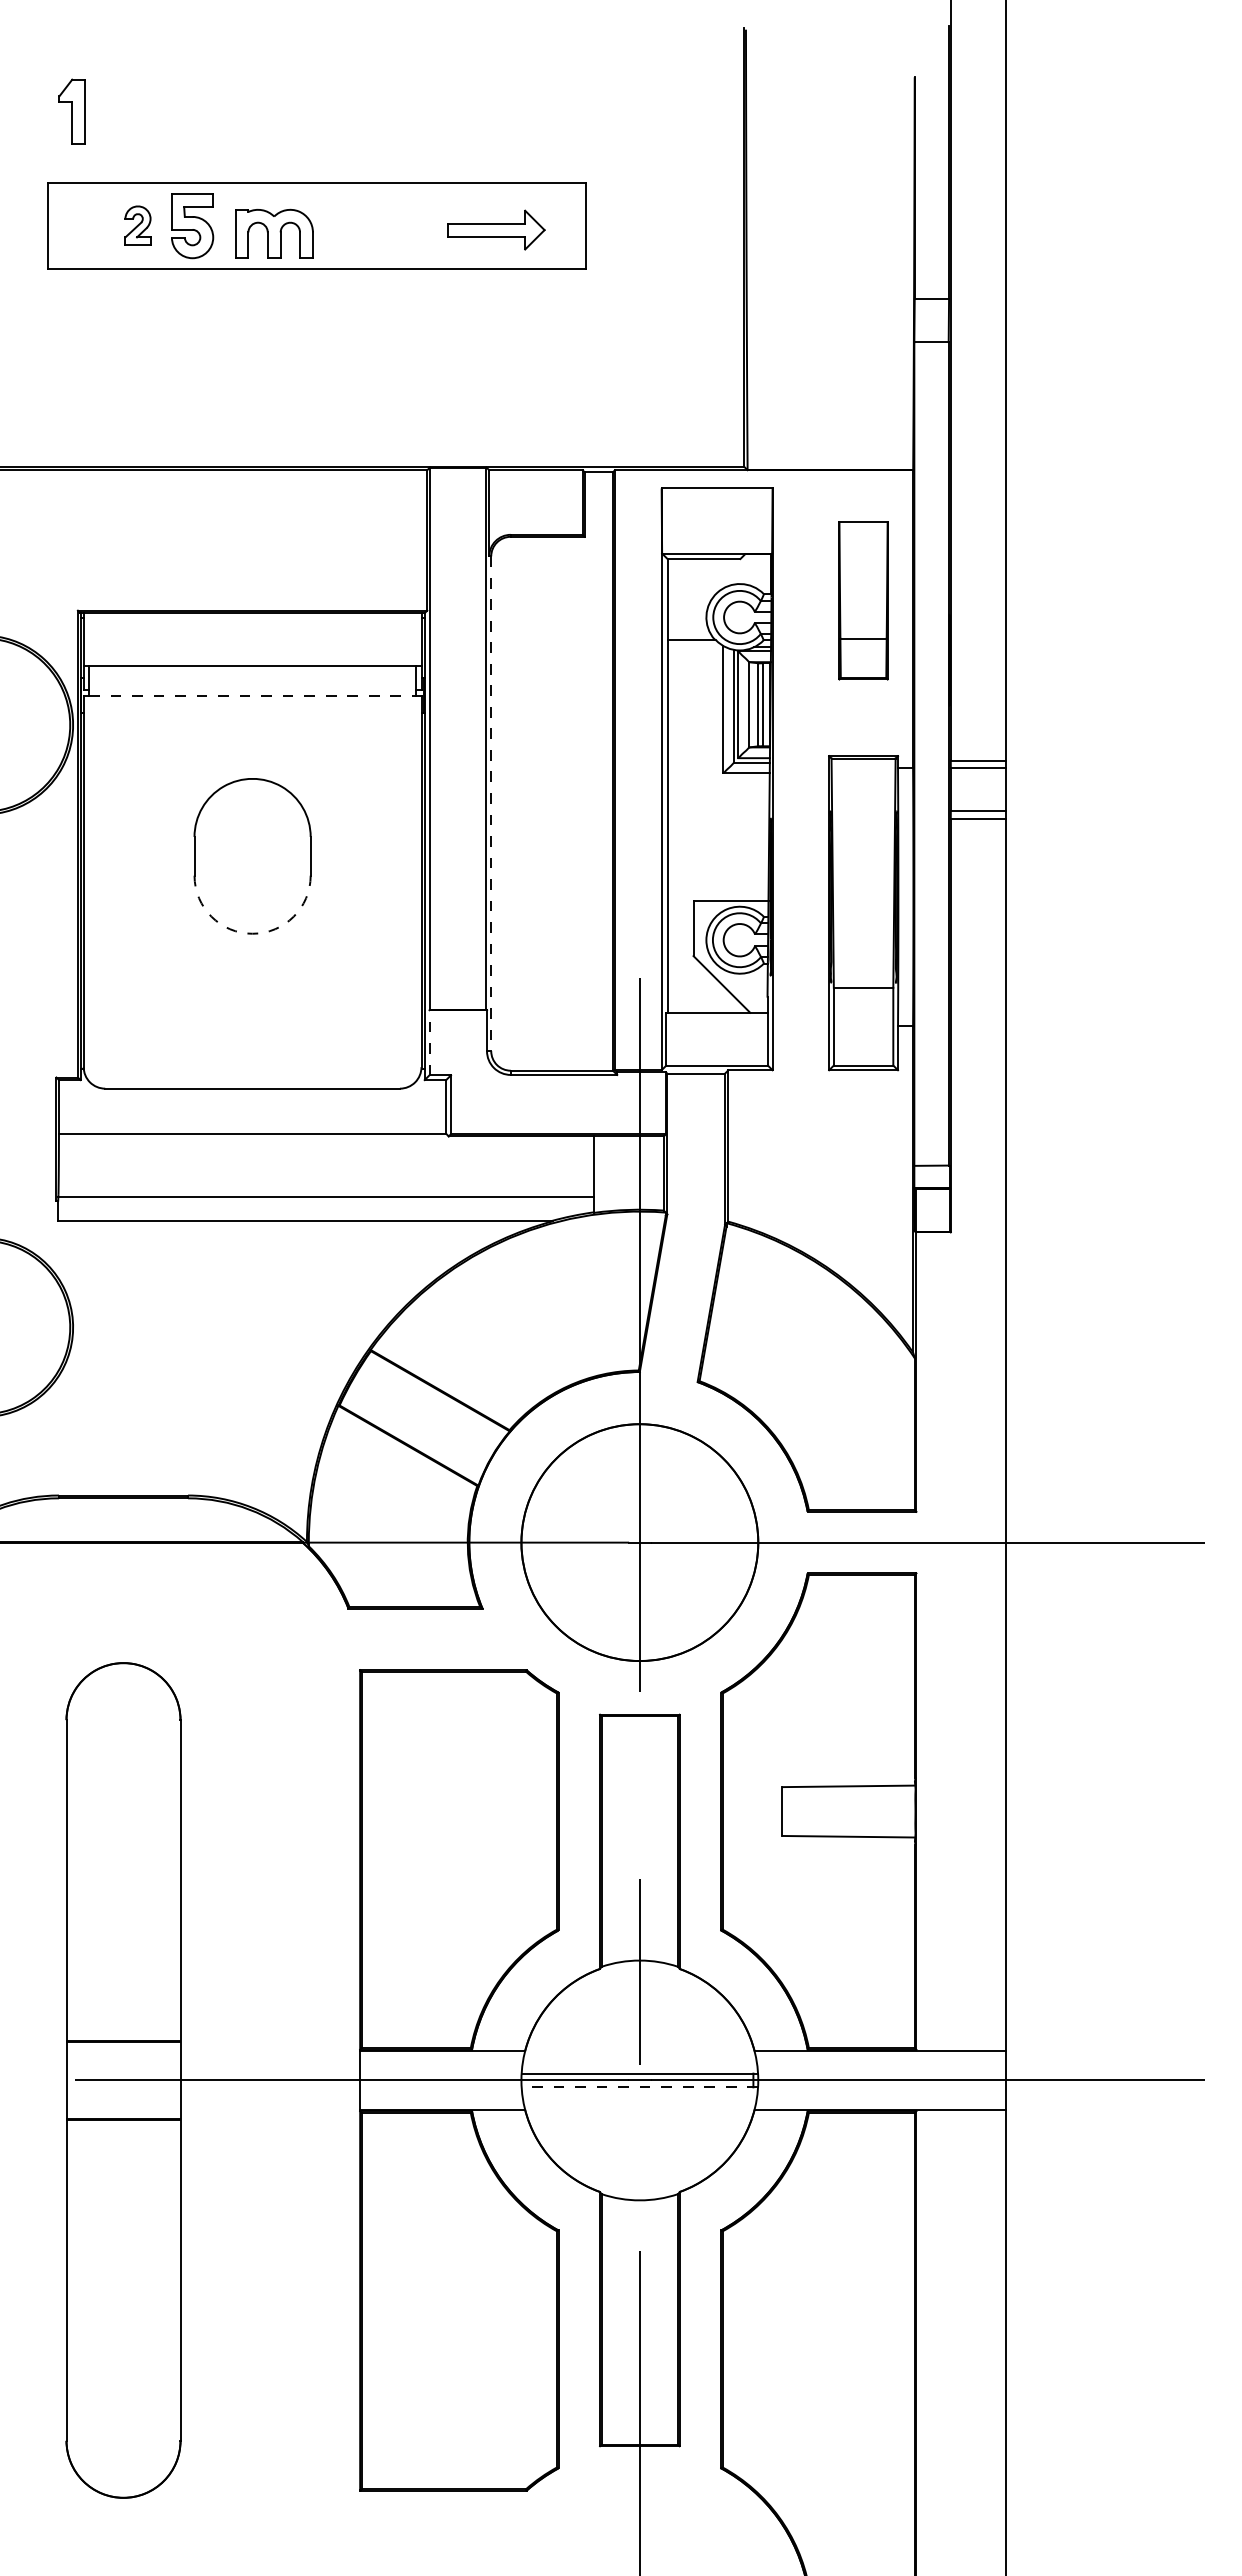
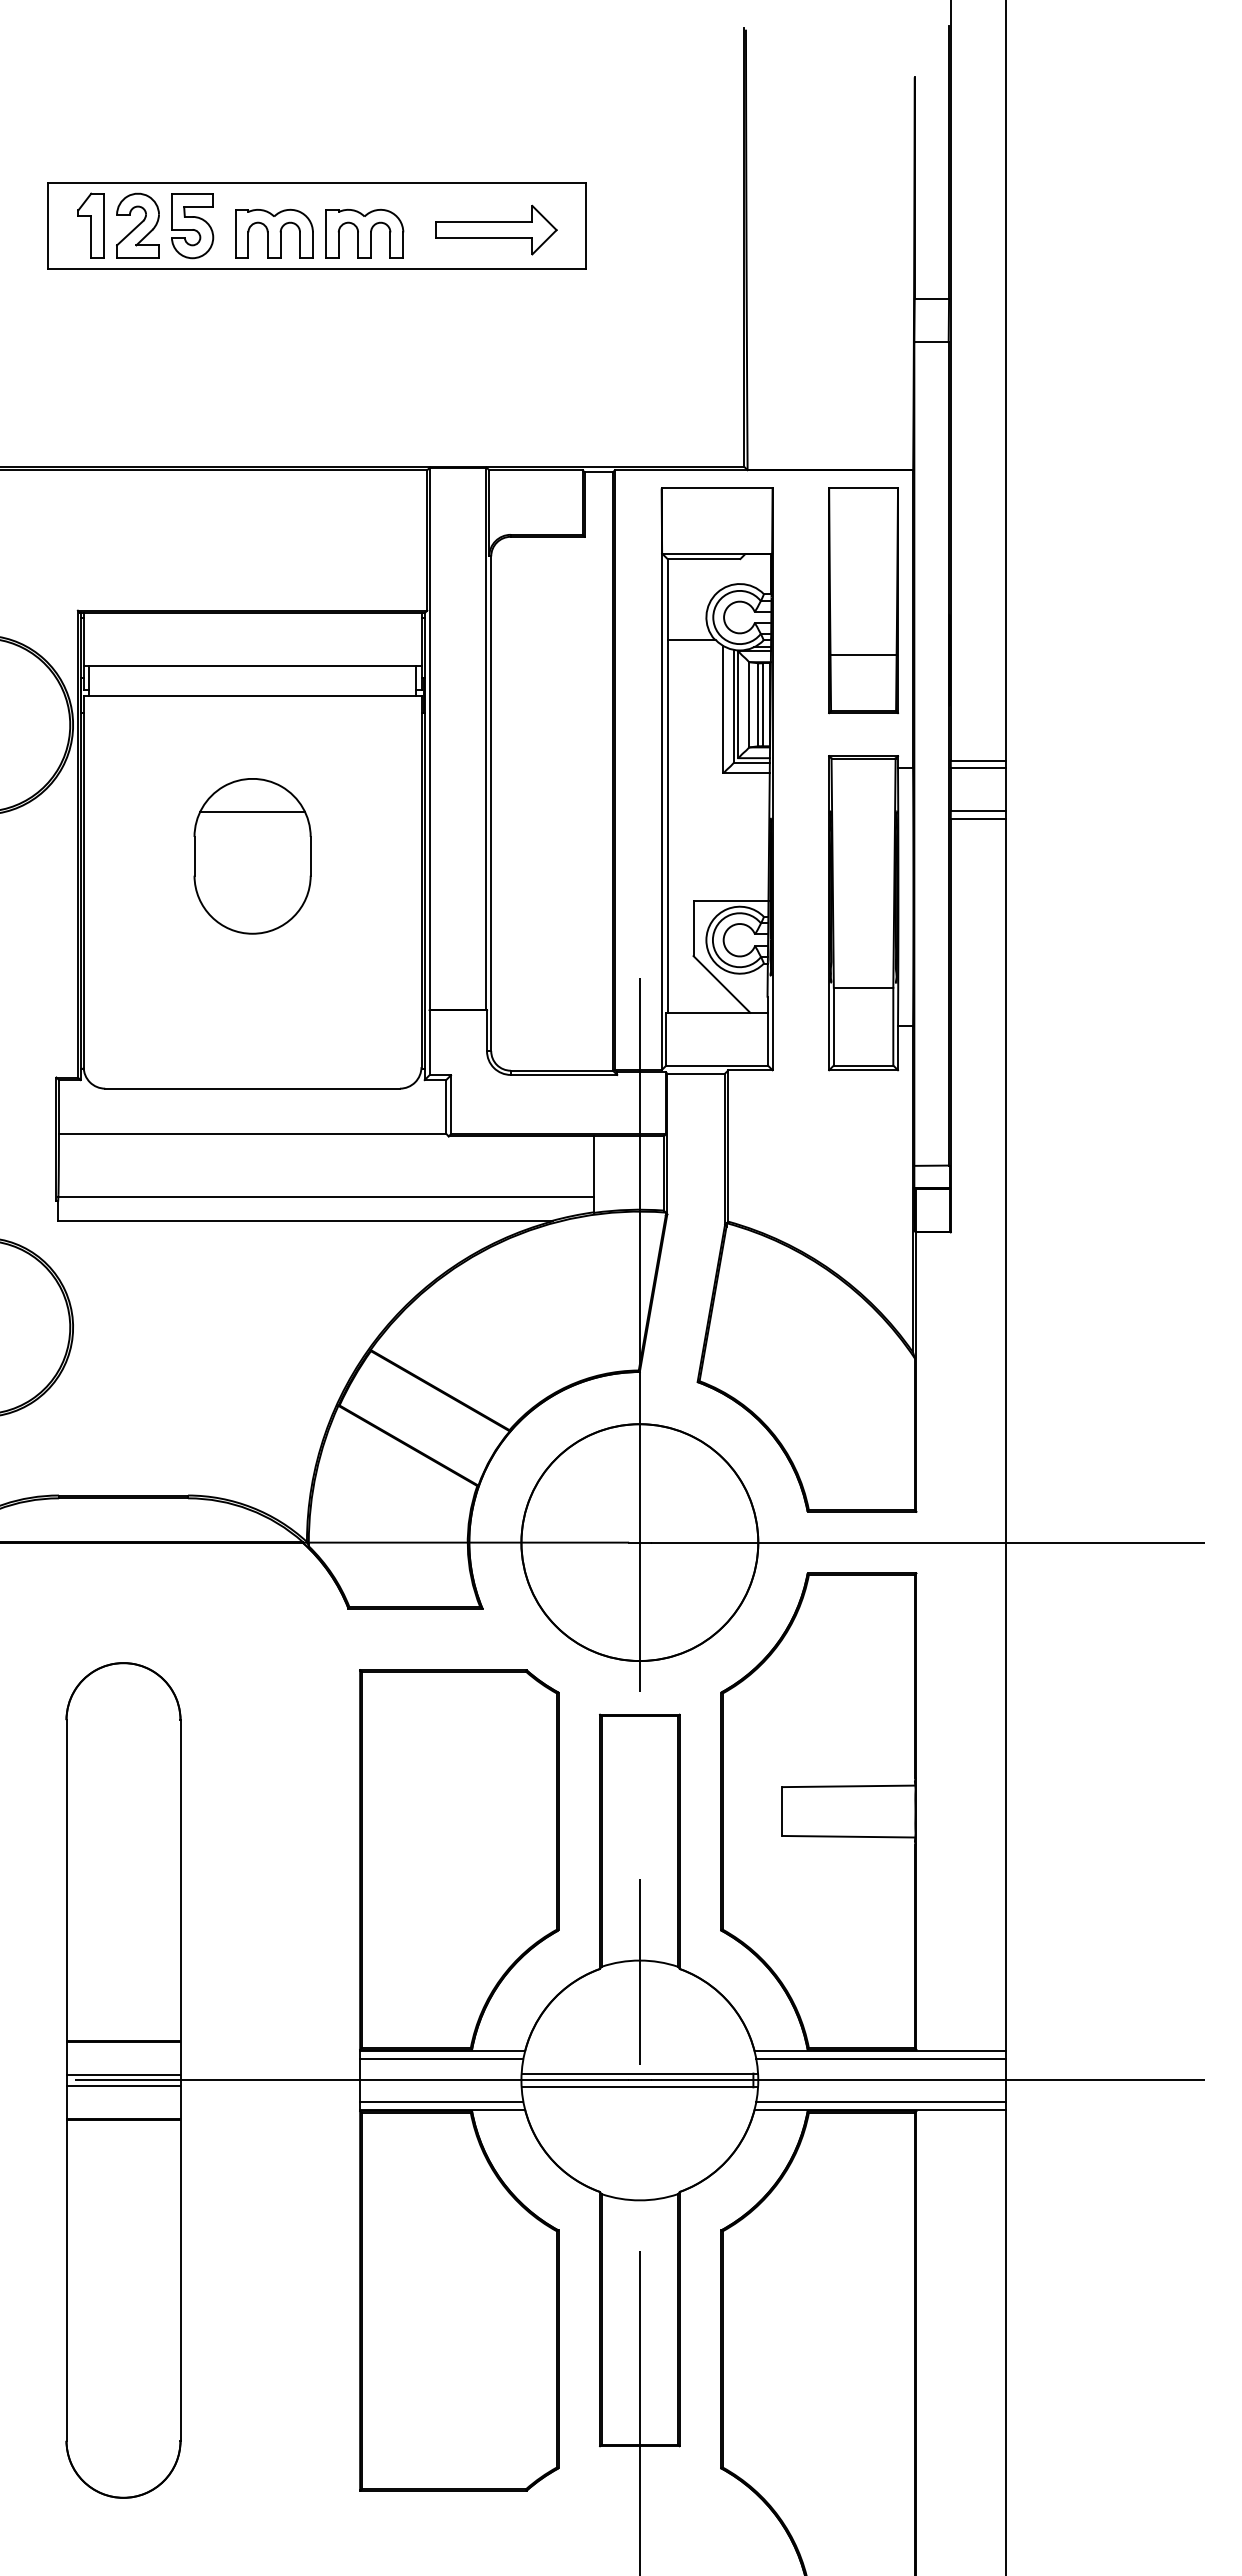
part position: (71, 111) -> (90, 225) (90, 225)
part size: 28x41 px -> 44x67 px (137, 225)
part size: 99x42 px -> 123x52 px (496, 229)
part: none -> present (364, 233)
part size: 51x160 px -> 71x228 px (863, 600)
line: dashed -> solid (252, 696)
line: dashed -> solid (491, 804)
line: none -> present (252, 811)
arc: dashed -> solid (252, 933)
line: dashed -> solid (429, 1042)
line: none -> present (441, 2058)
line: none -> present (880, 2058)
line: none -> present (123, 2074)
line: none -> present (123, 2086)
line: dashed -> solid (639, 2087)
line: none -> present (441, 2101)
line: none -> present (880, 2101)
